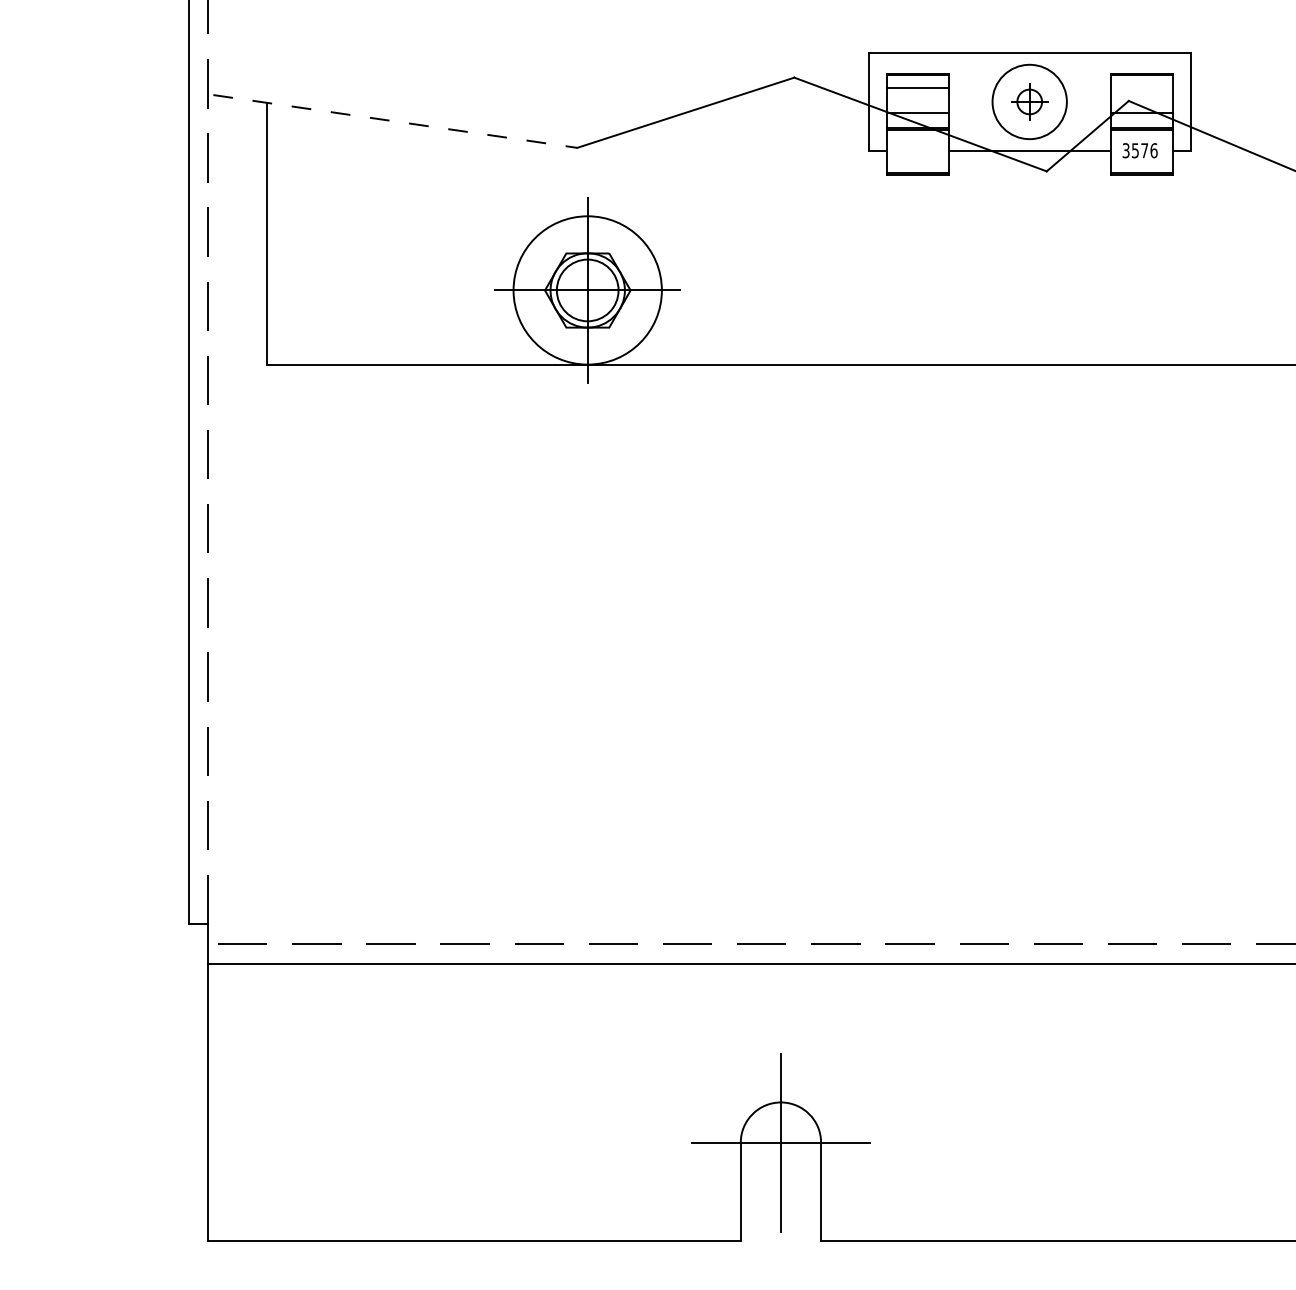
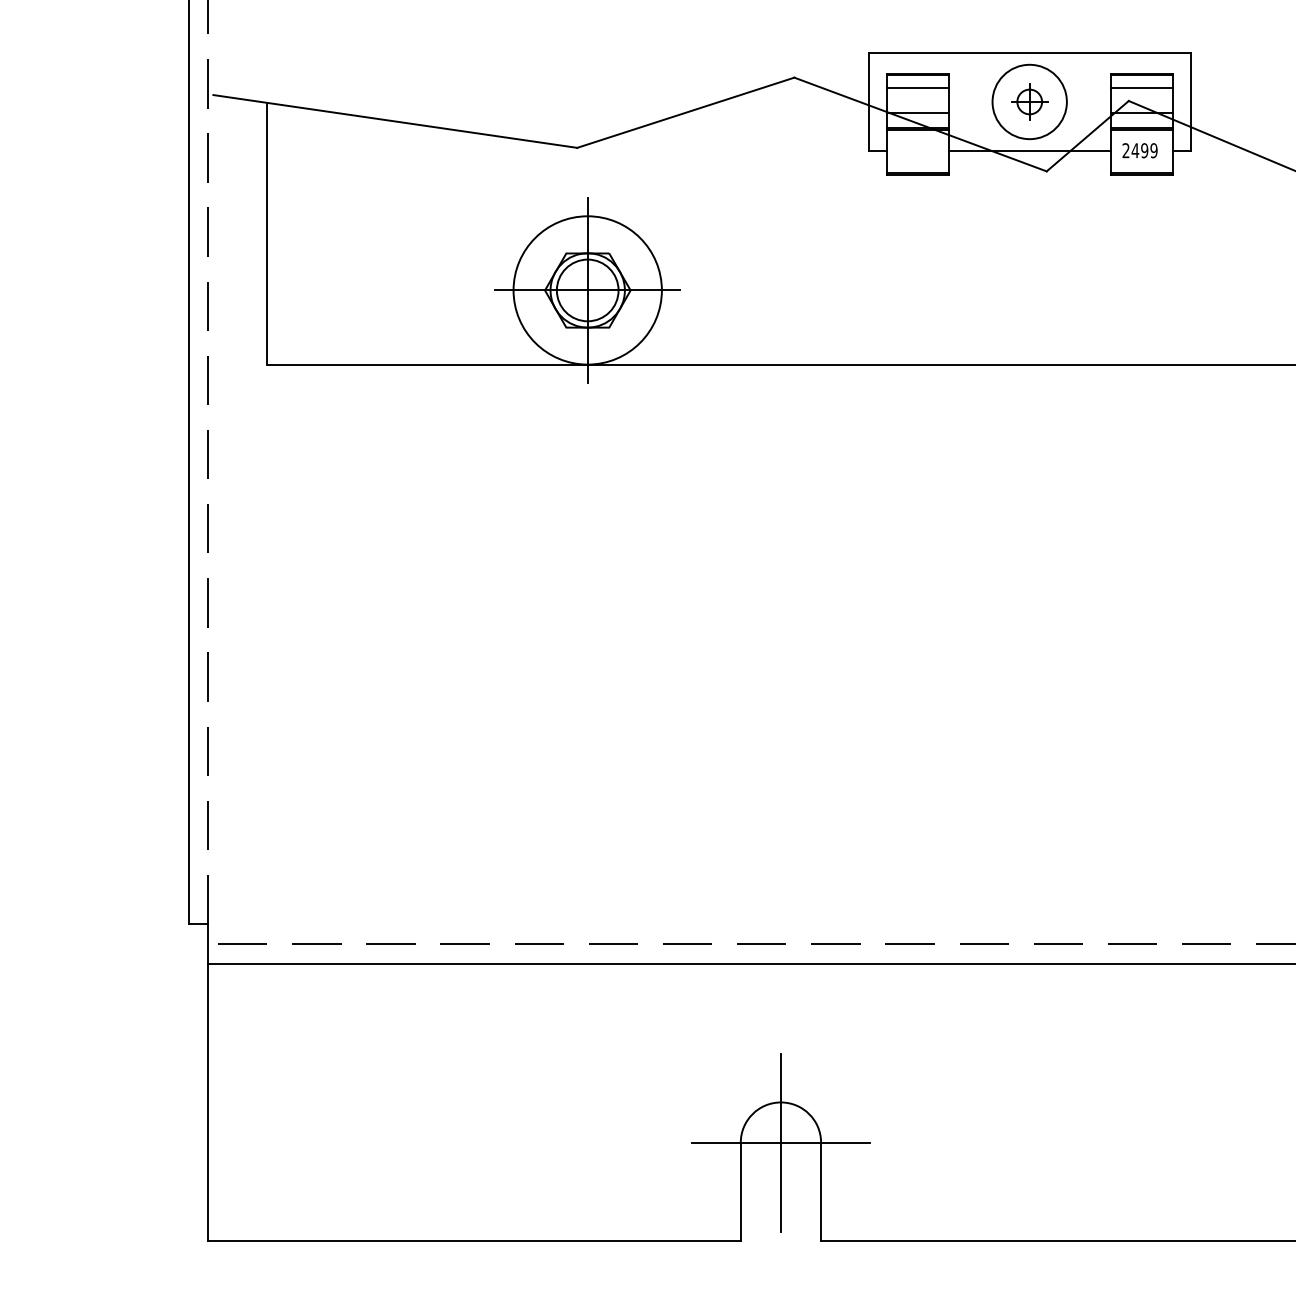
line: none -> present (1141, 88)
line: dashed -> solid (395, 121)
text: 3576 -> 2499 (1139, 150)
